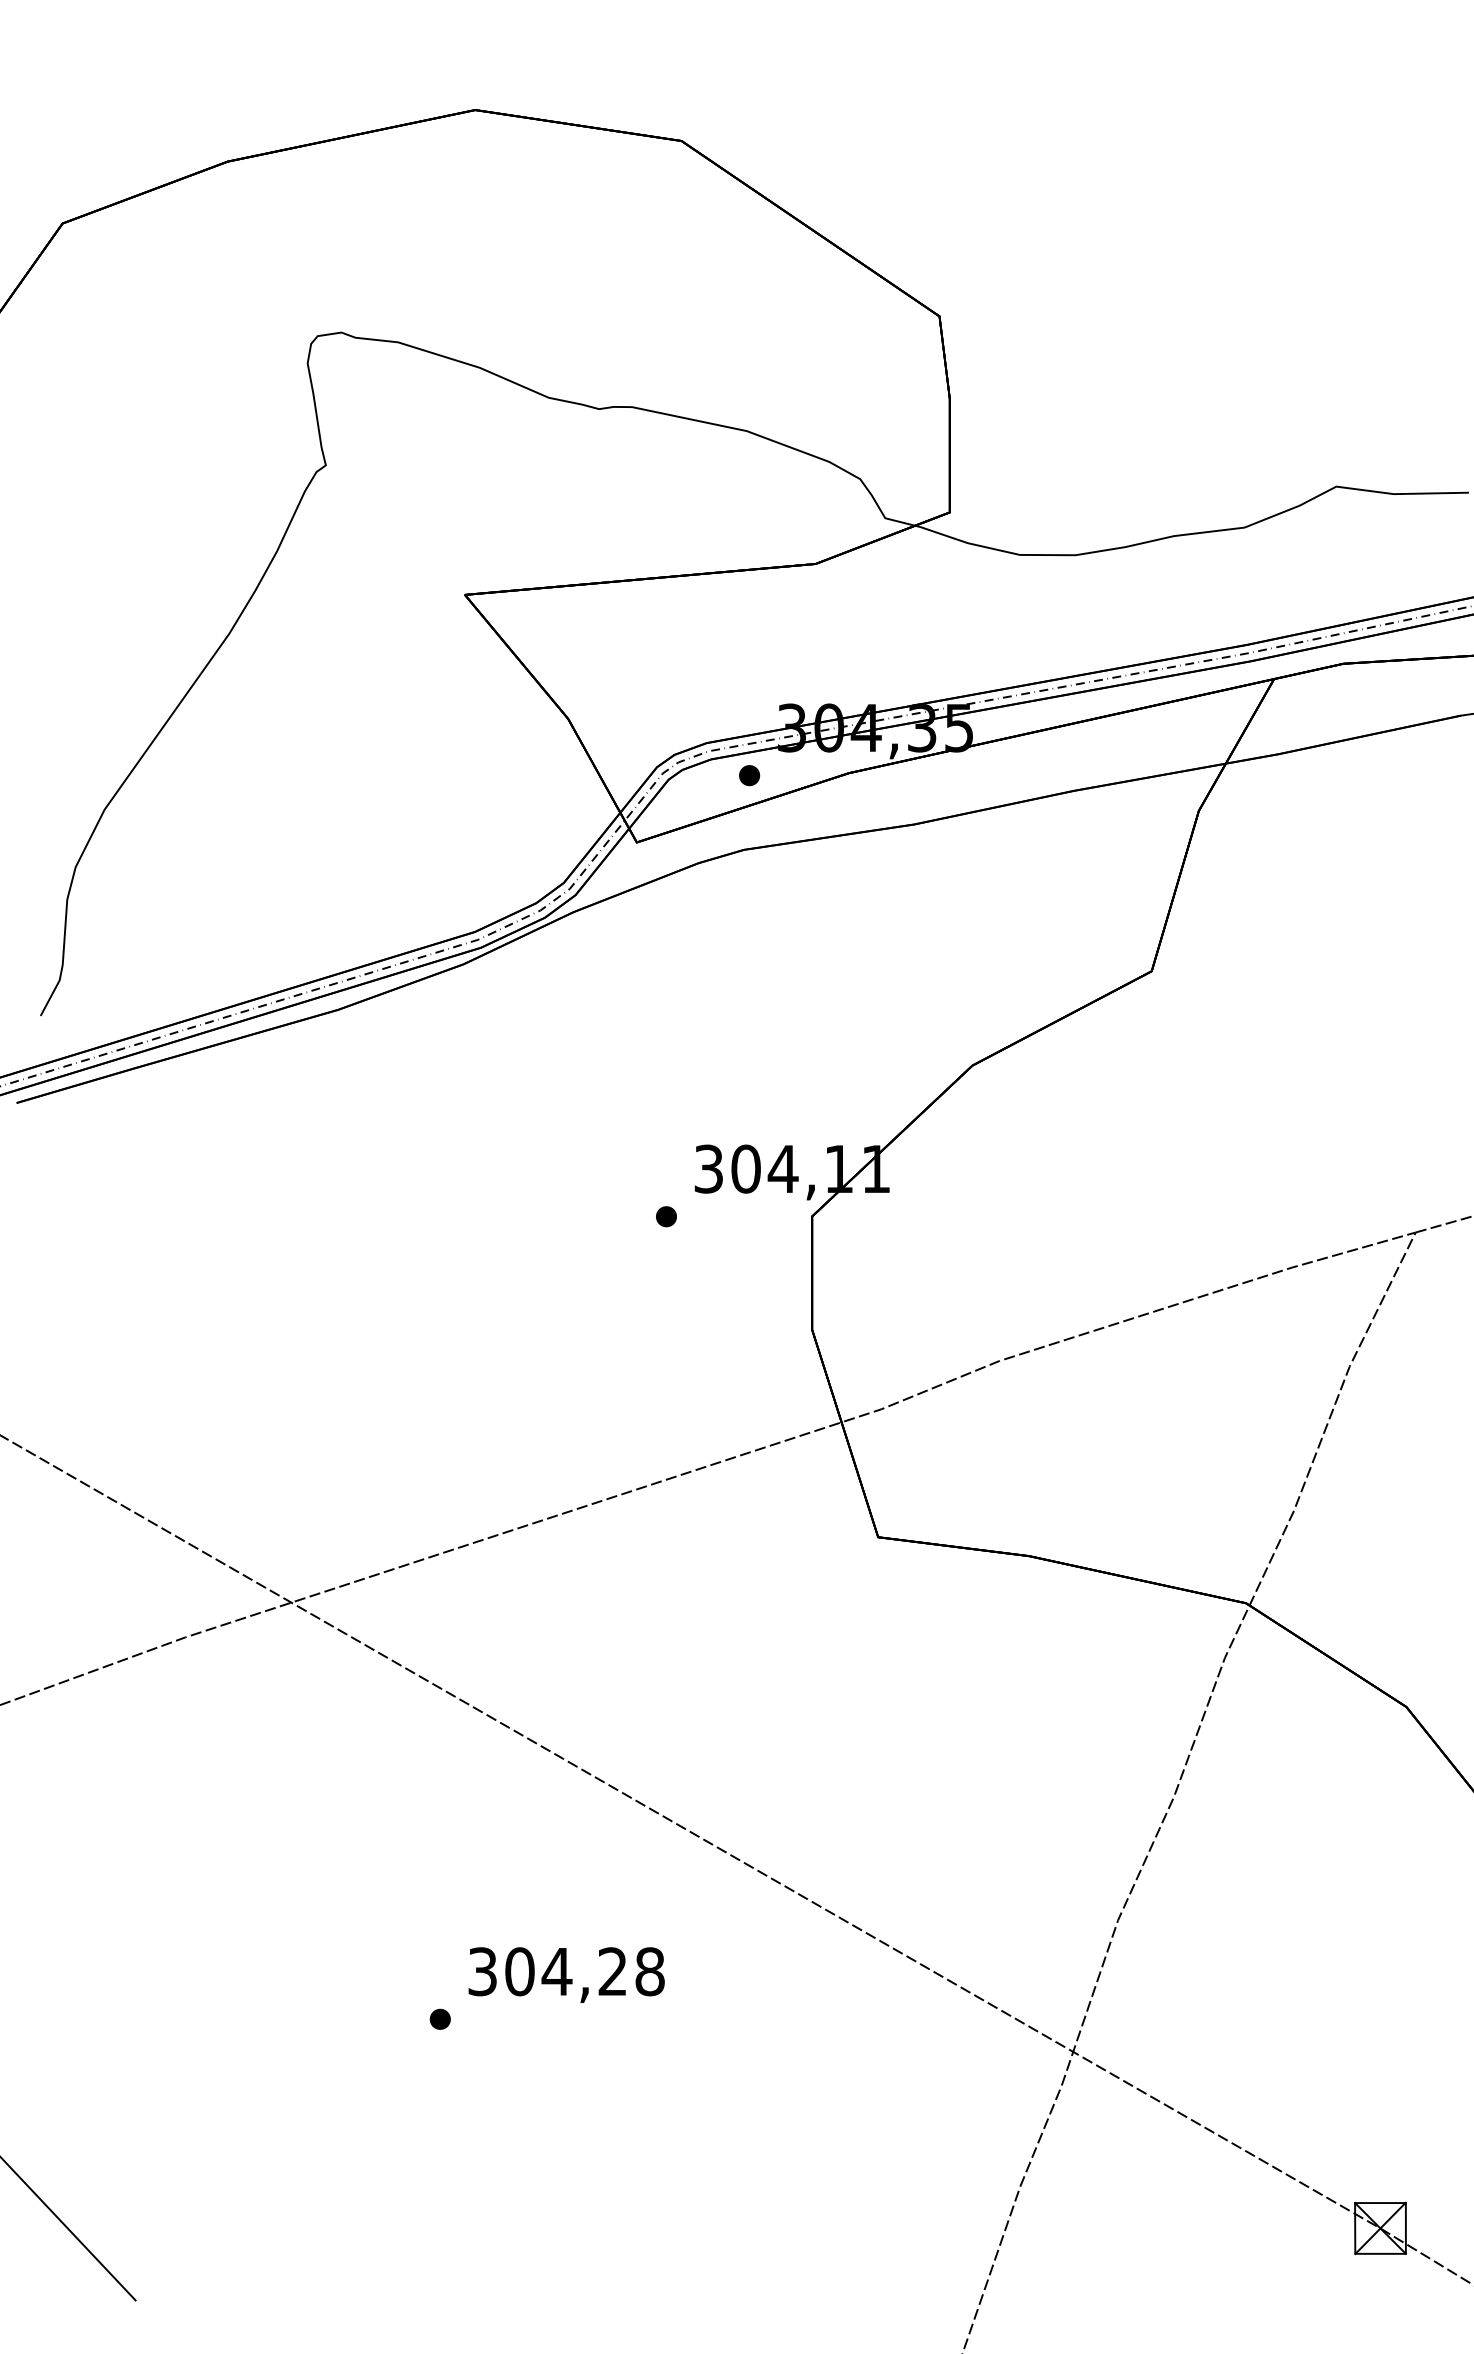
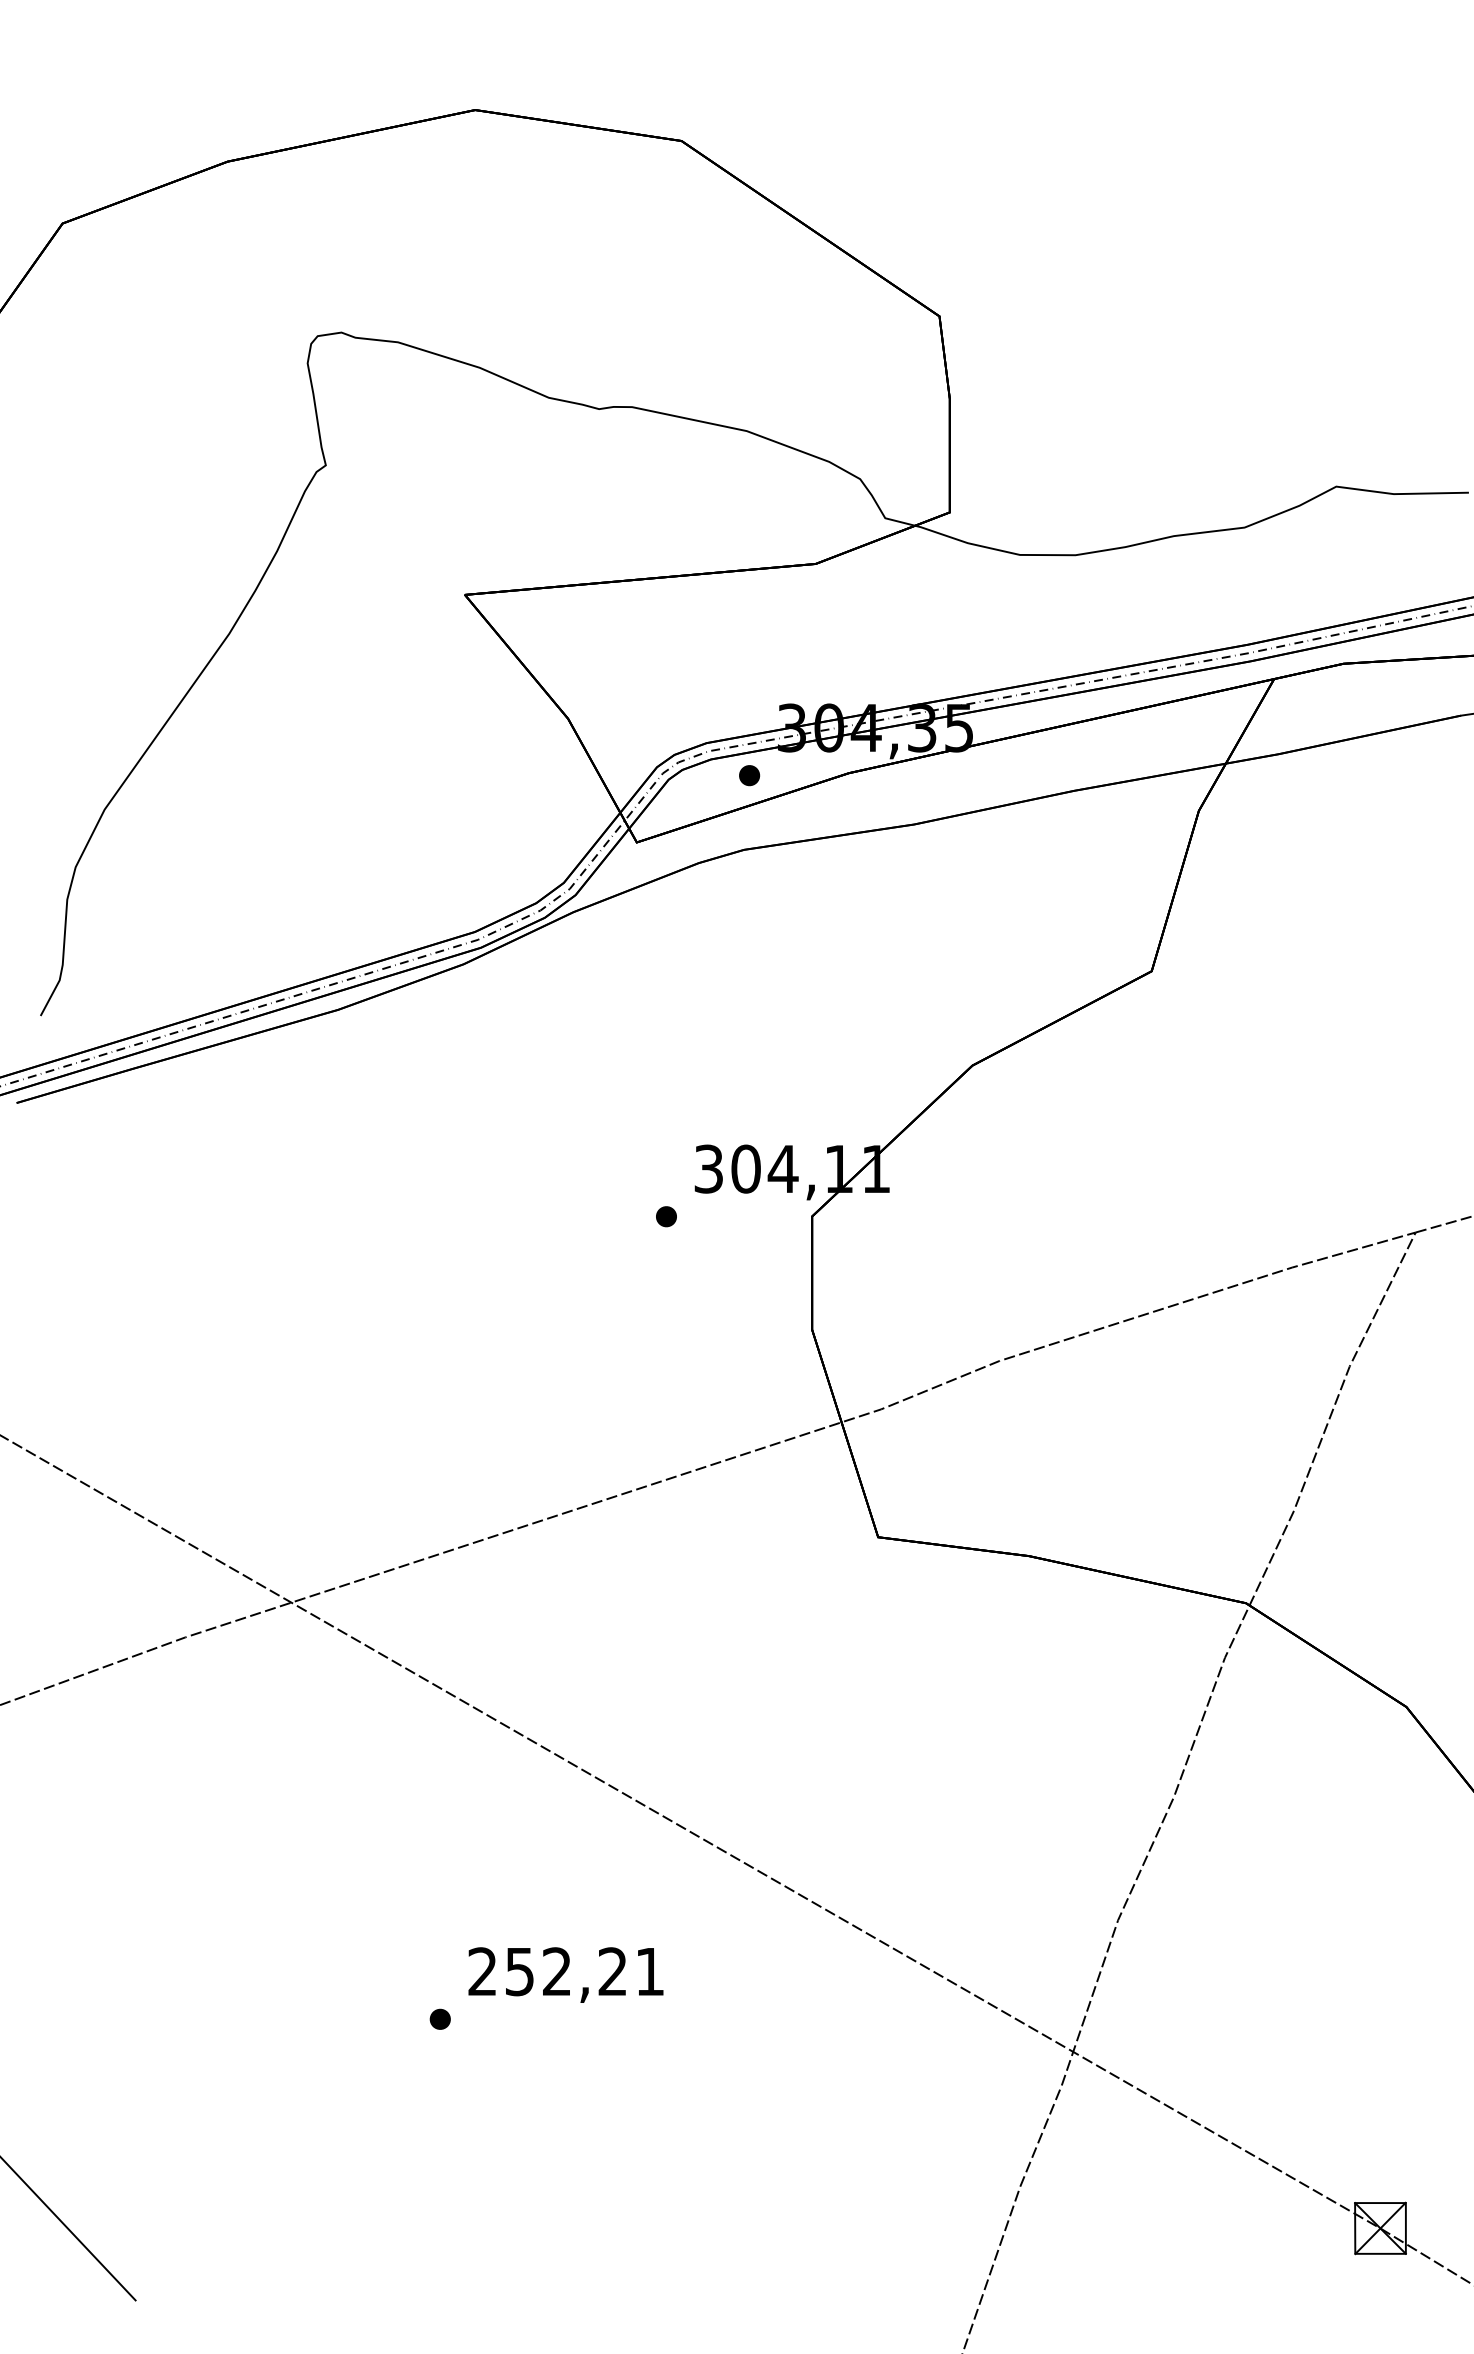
text: 304,28 -> 252,21 (566, 1971)
